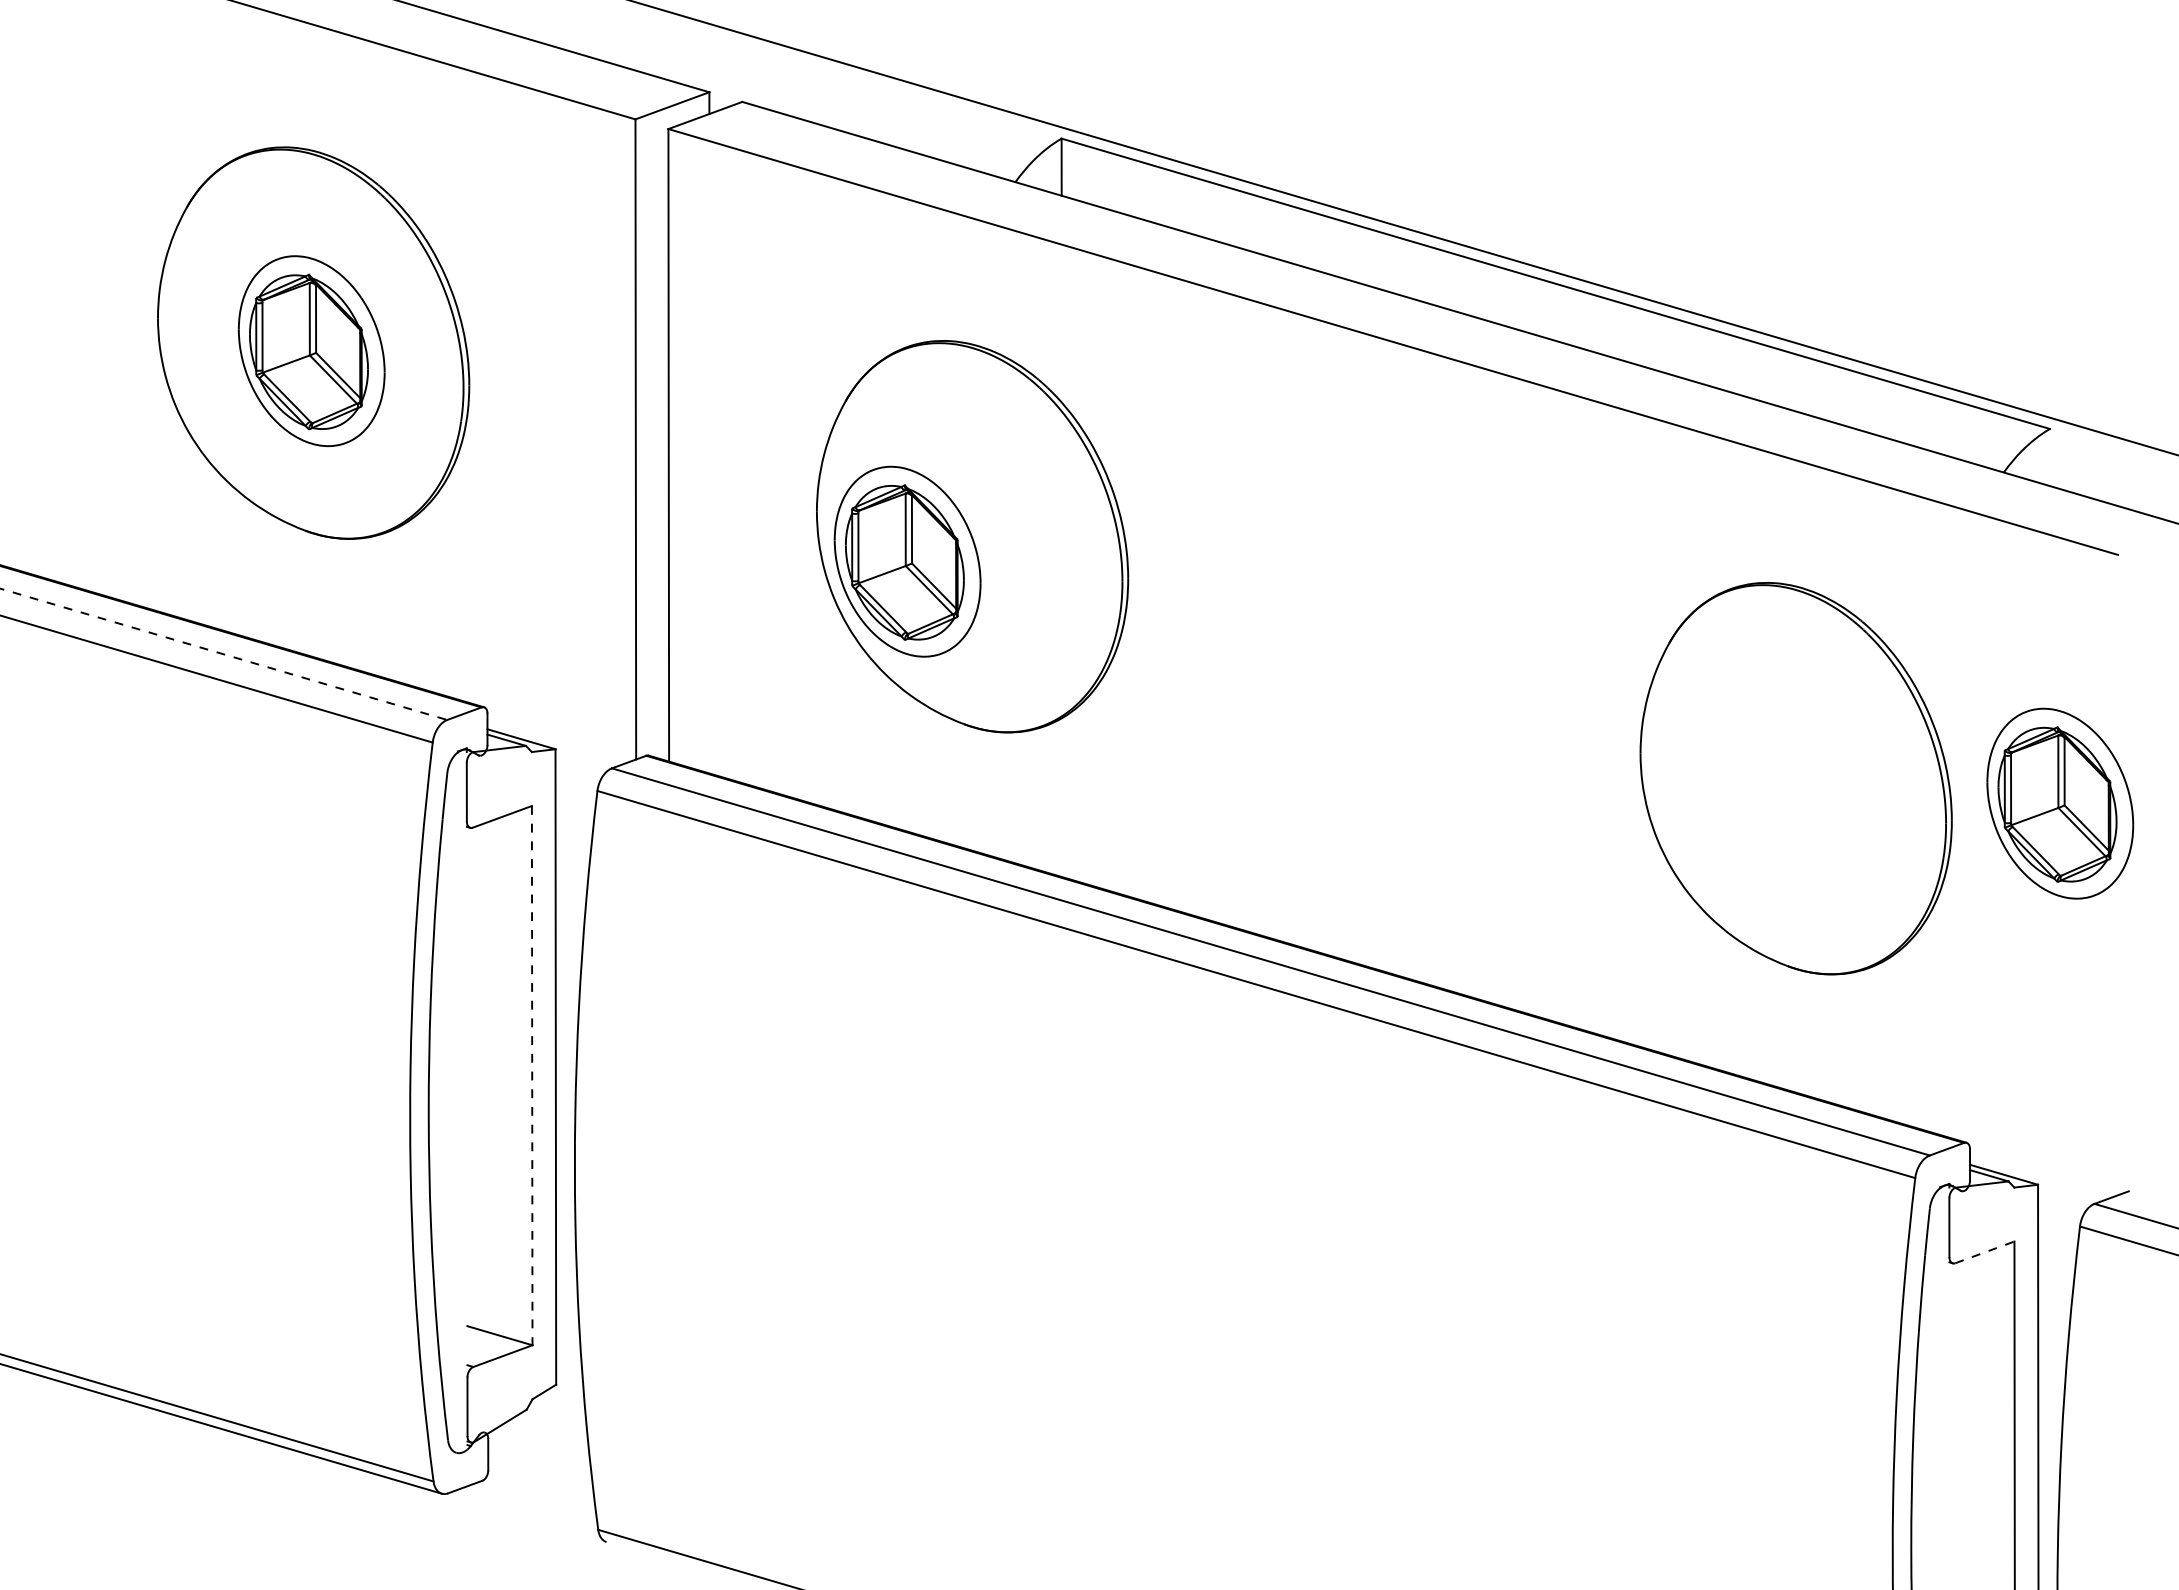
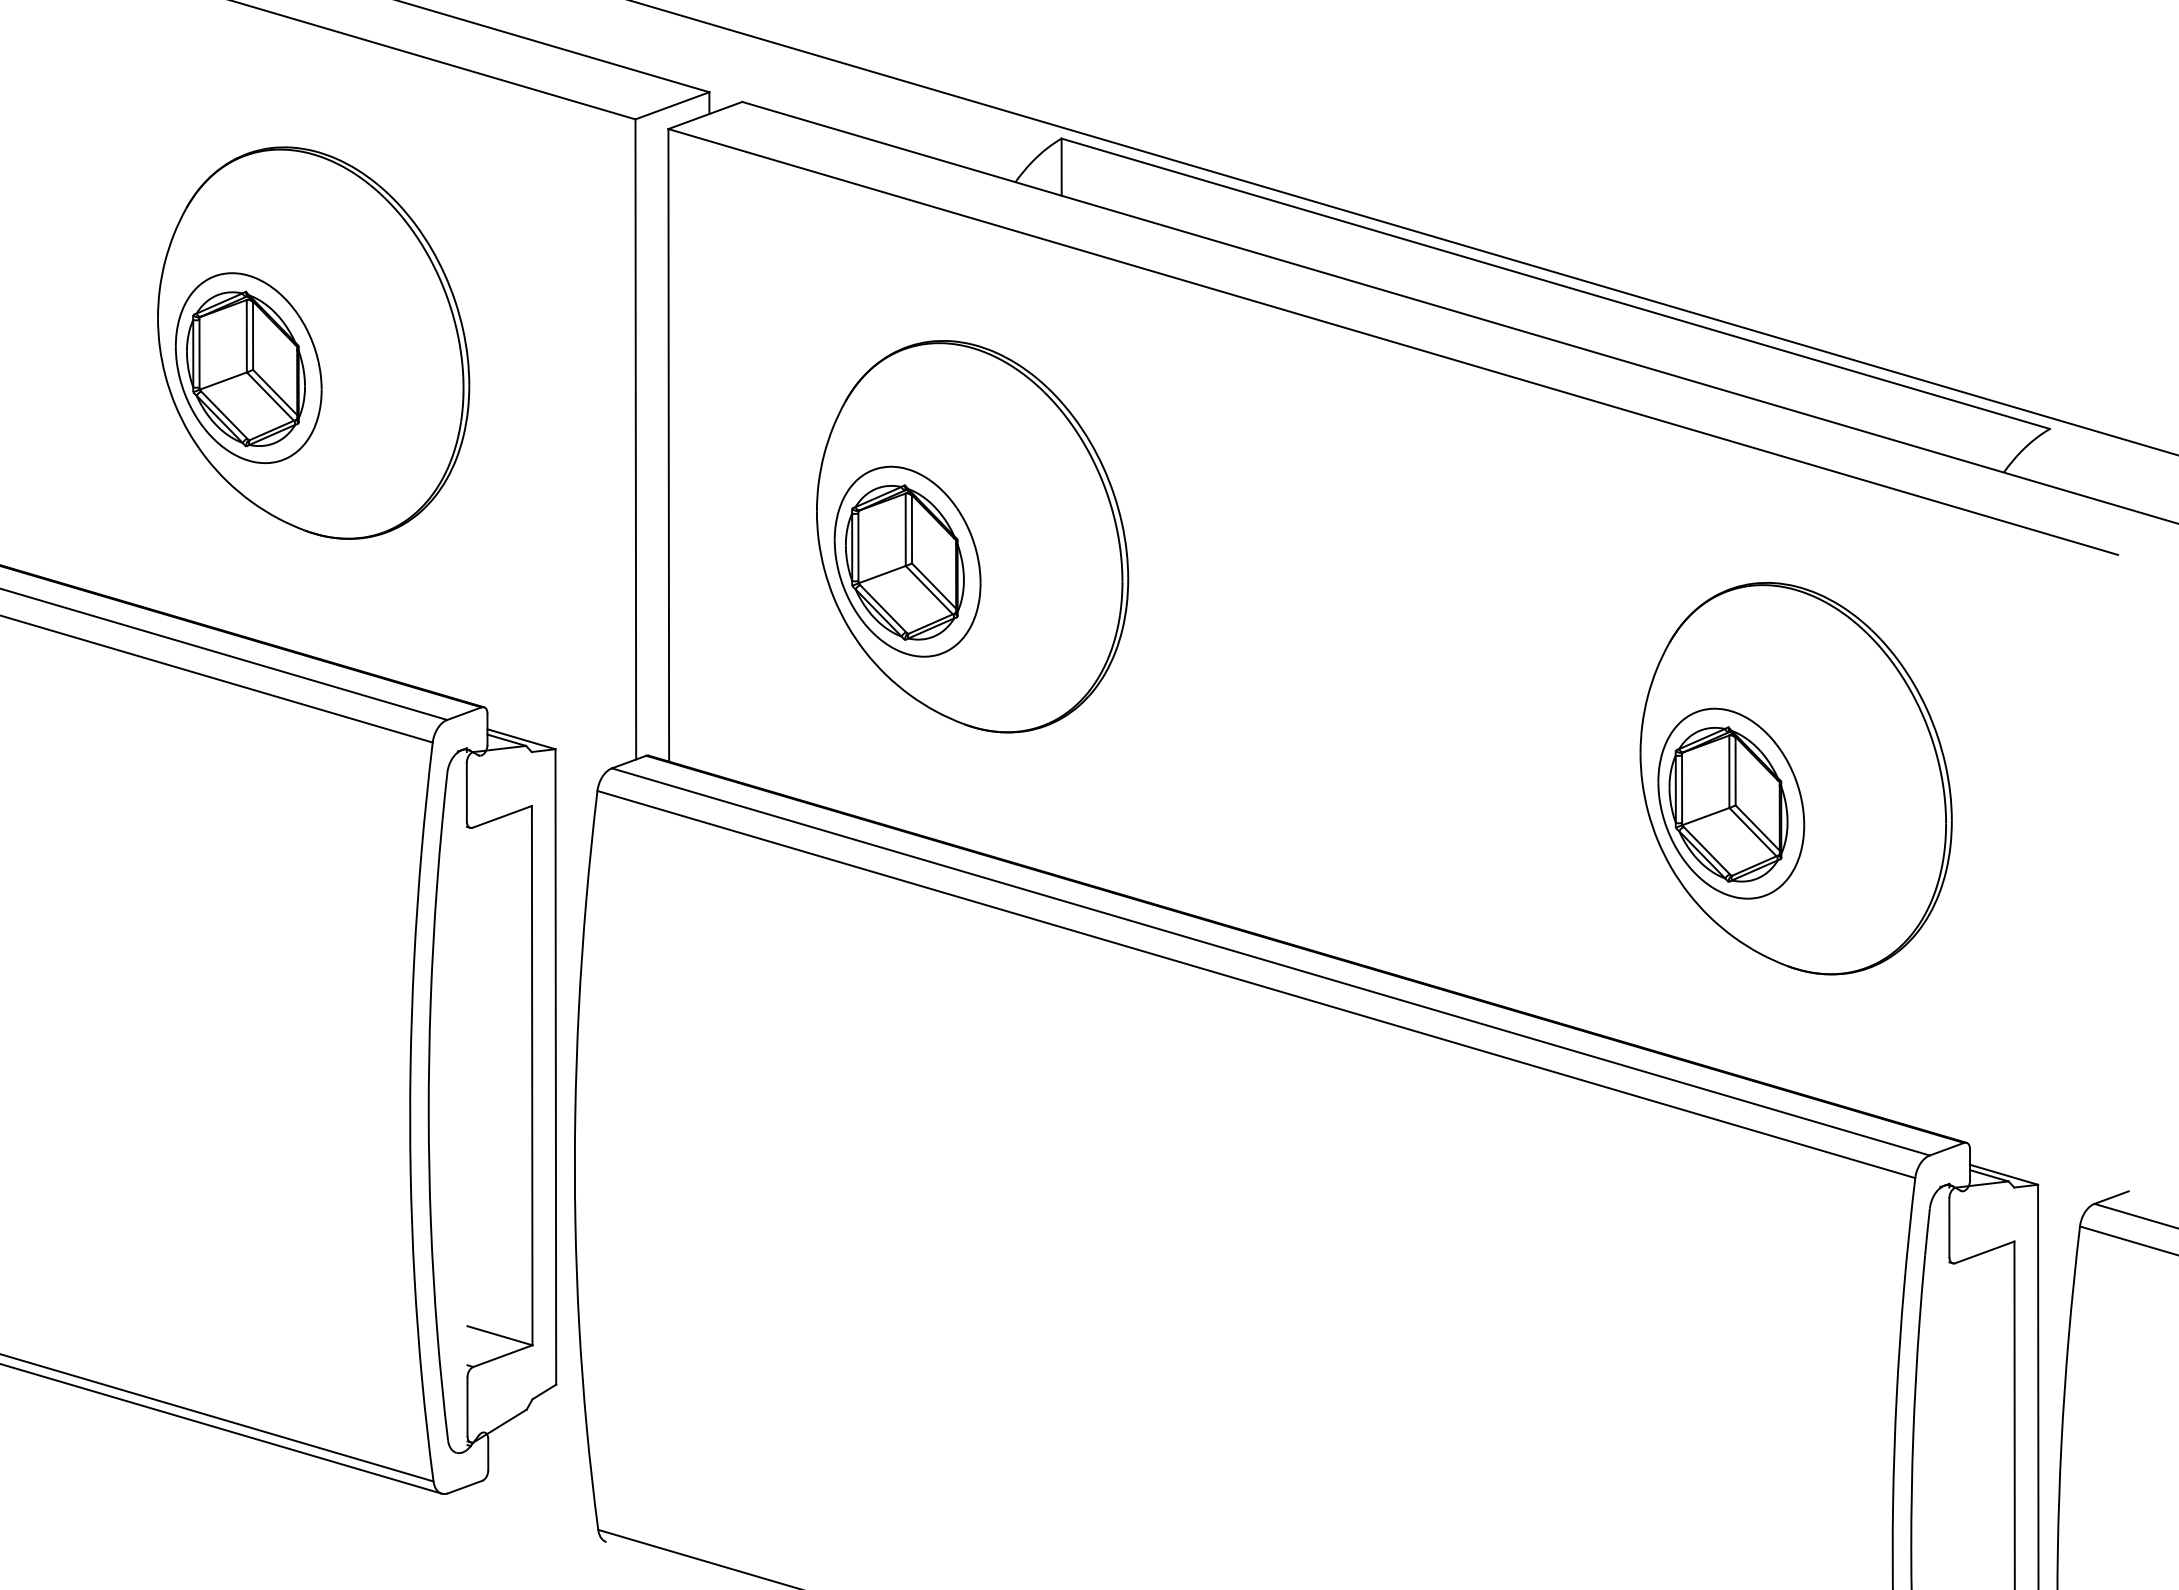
part position: (311, 350) -> (248, 367) (248, 367)
line: dashed -> solid (223, 654)
part position: (2060, 803) -> (1731, 803) (1731, 803)
line: dashed -> solid (532, 1075)
line: dashed -> solid (1985, 1252)
